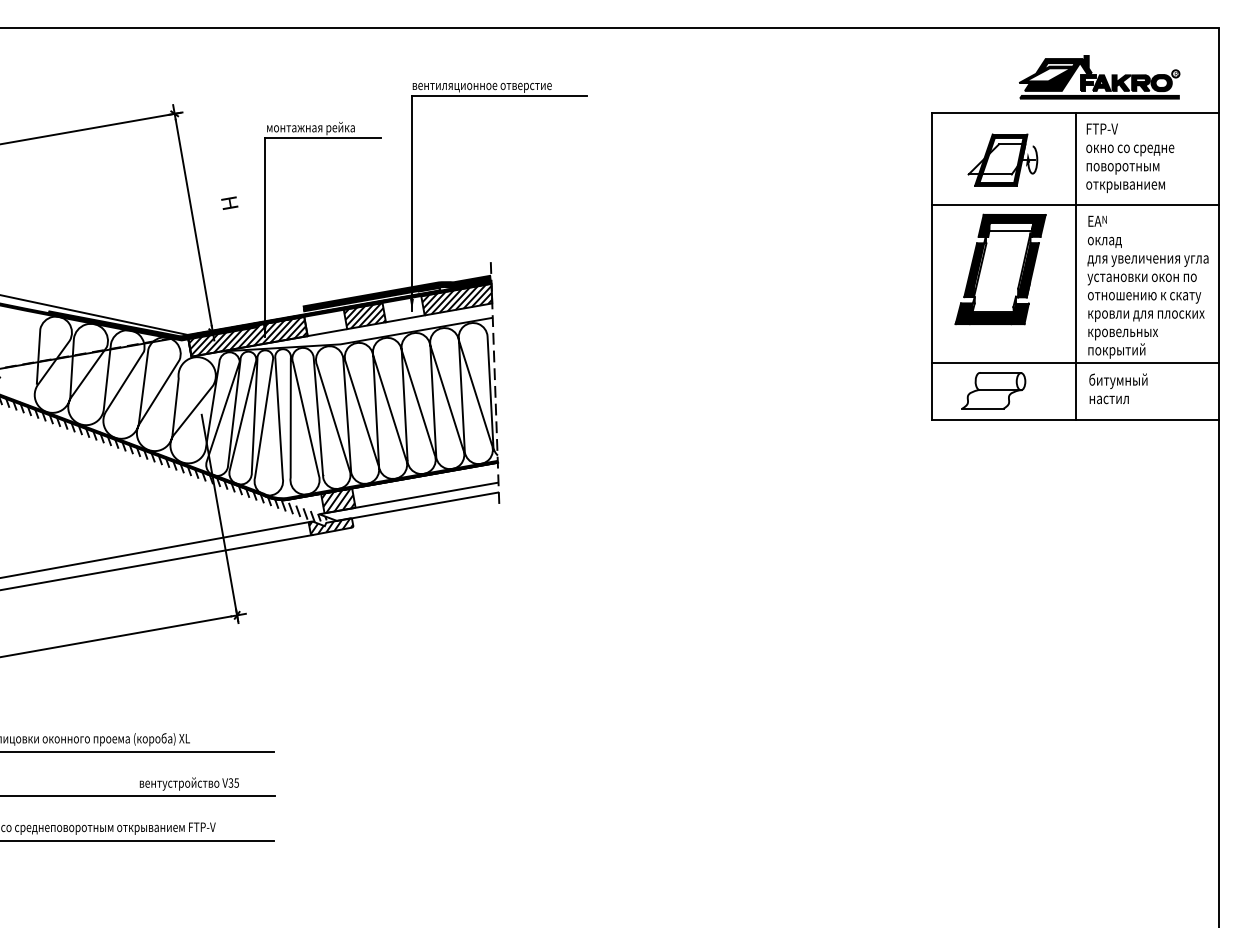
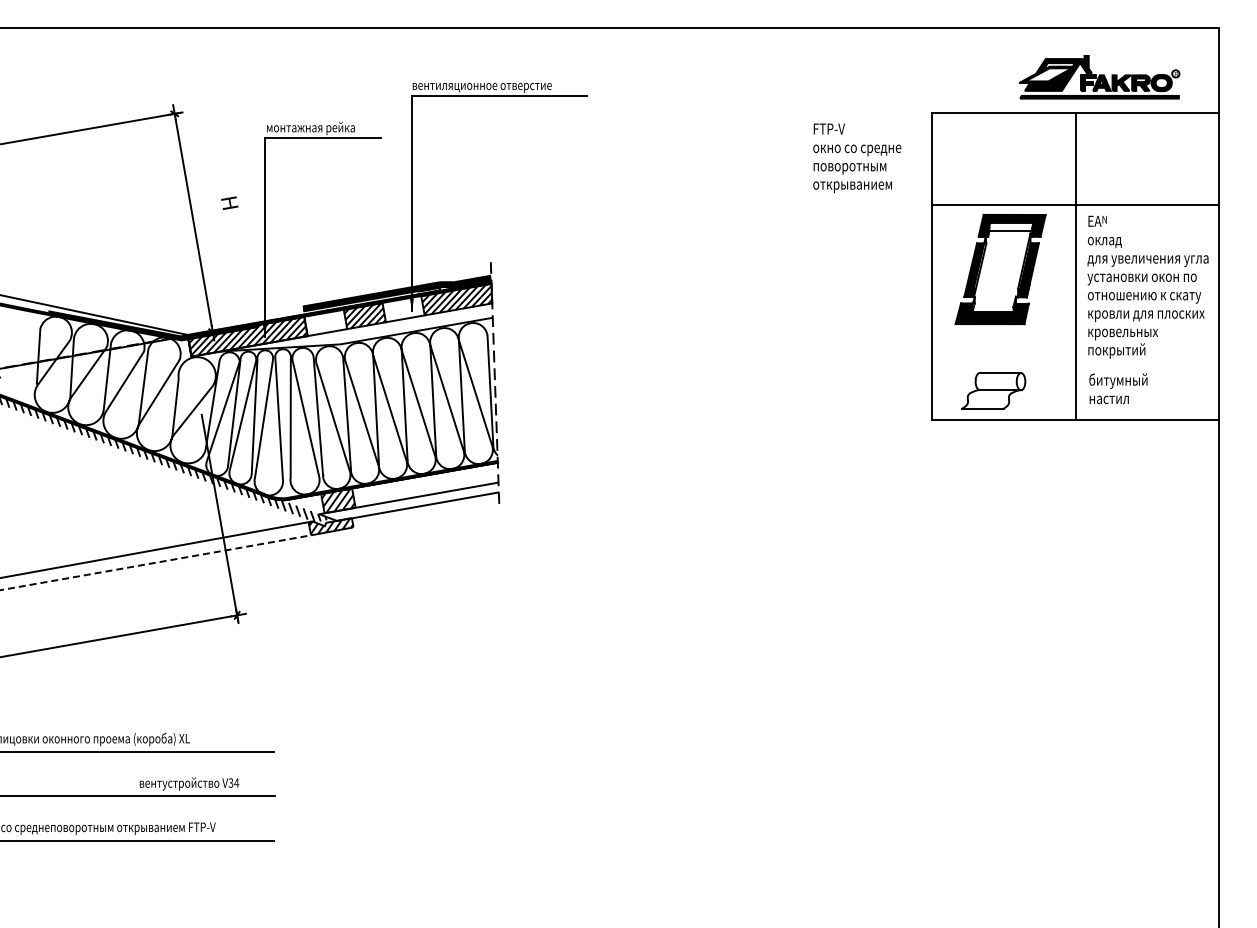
text position: (1130, 157) -> (857, 157) (857, 157)
part: present -> none (1002, 159)
line: present -> none (1074, 362)
line: solid -> dashed (157, 562)
text: V35 -> V34 (236, 782)
